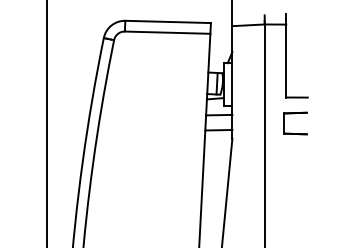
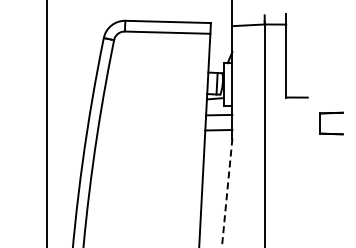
part position: (294, 114) -> (330, 114) (330, 114)
line: solid -> dashed (227, 193)
